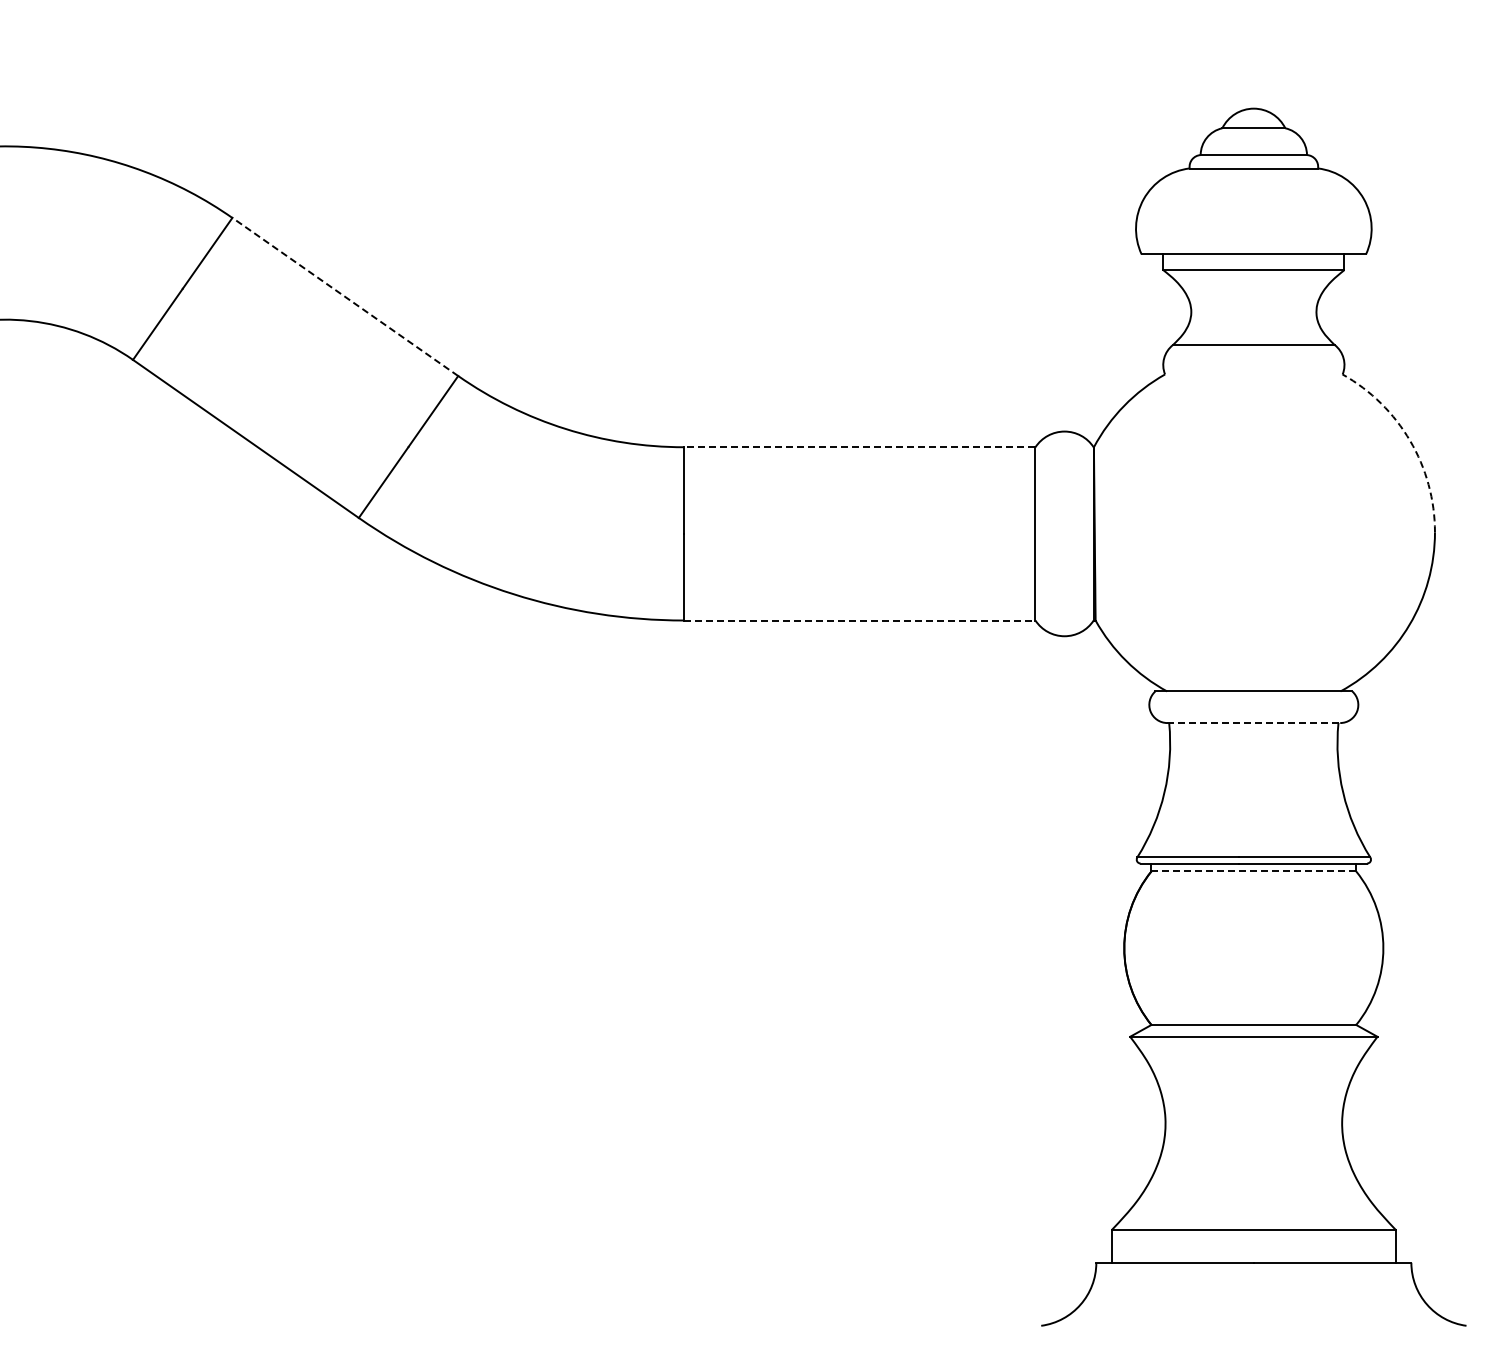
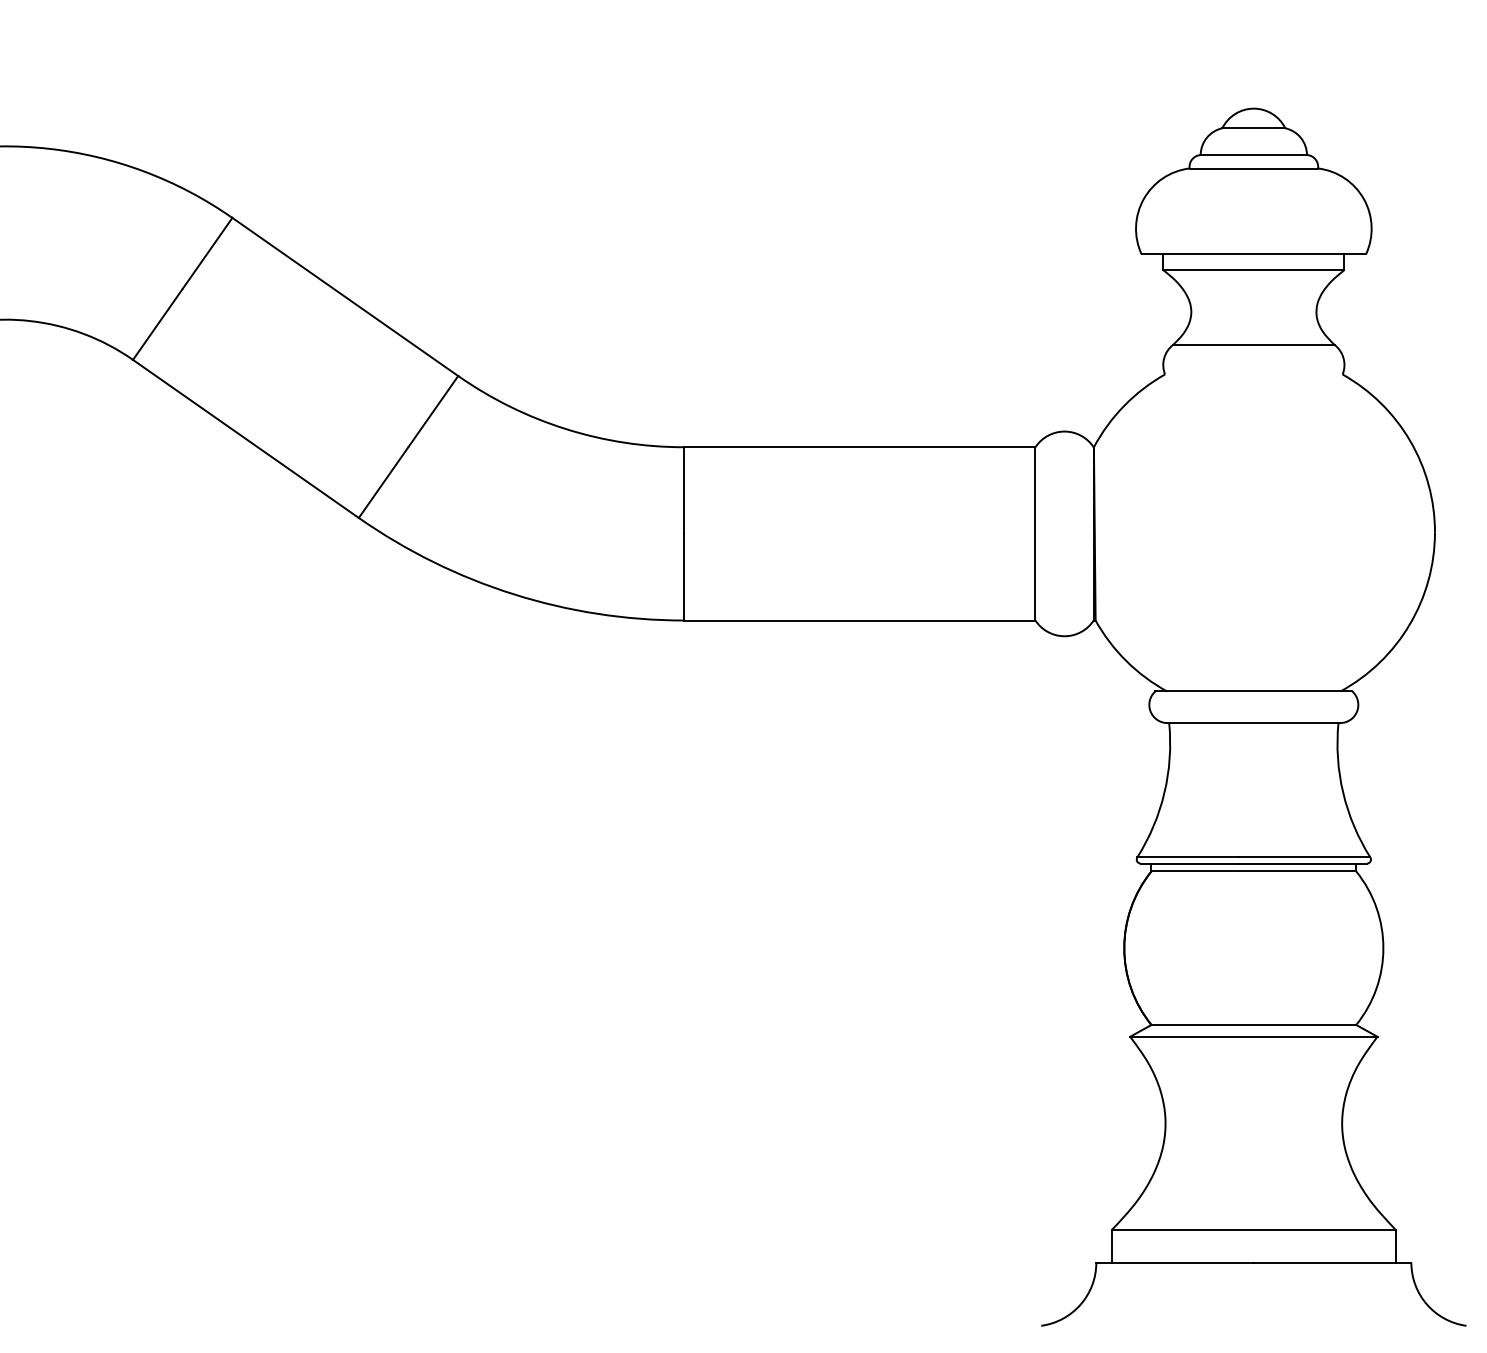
line: dashed -> solid (345, 296)
arc: dashed -> solid (1410, 440)
line: dashed -> solid (859, 447)
line: dashed -> solid (859, 620)
line: dashed -> solid (1254, 723)
line: dashed -> solid (1253, 871)
